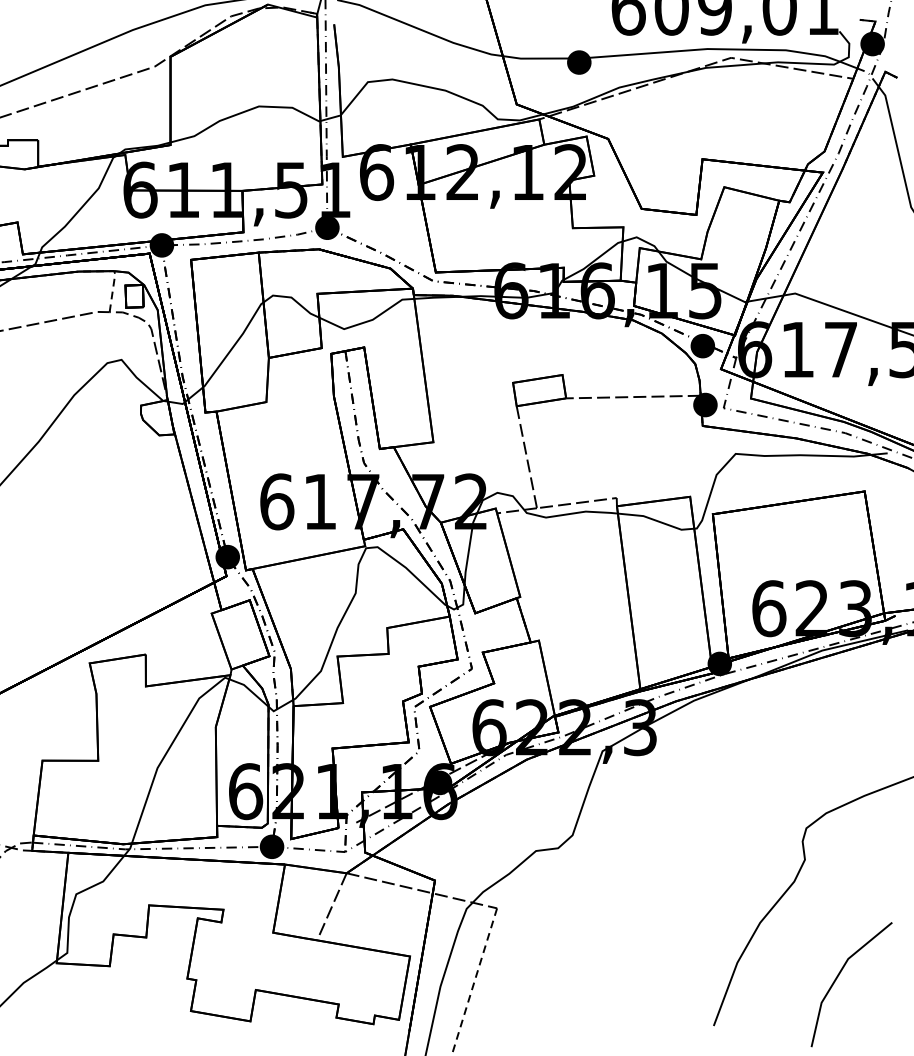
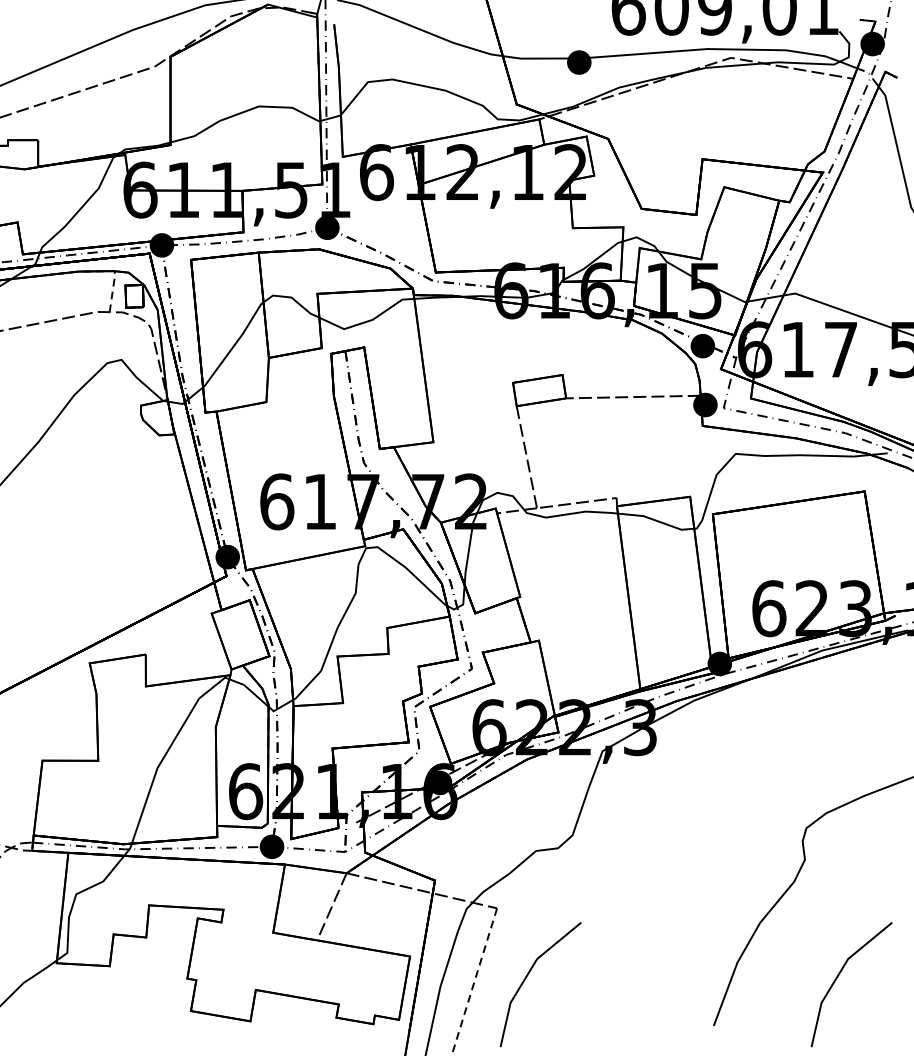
line: none -> present (527, 977)
